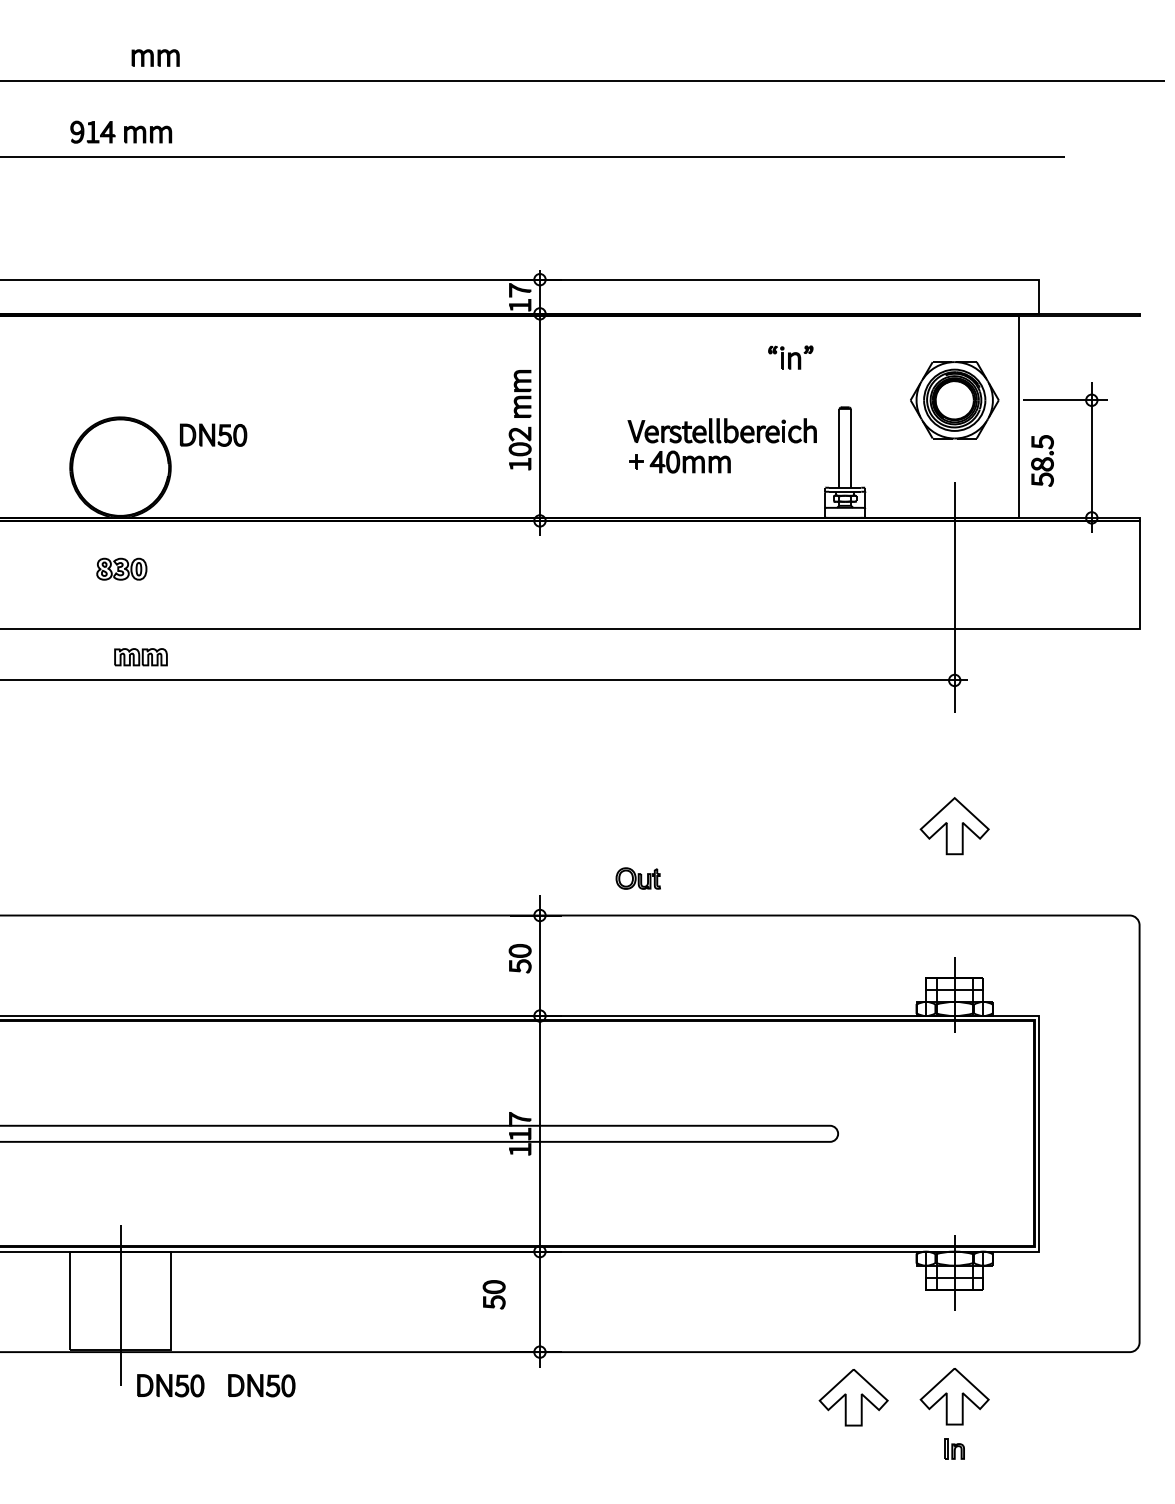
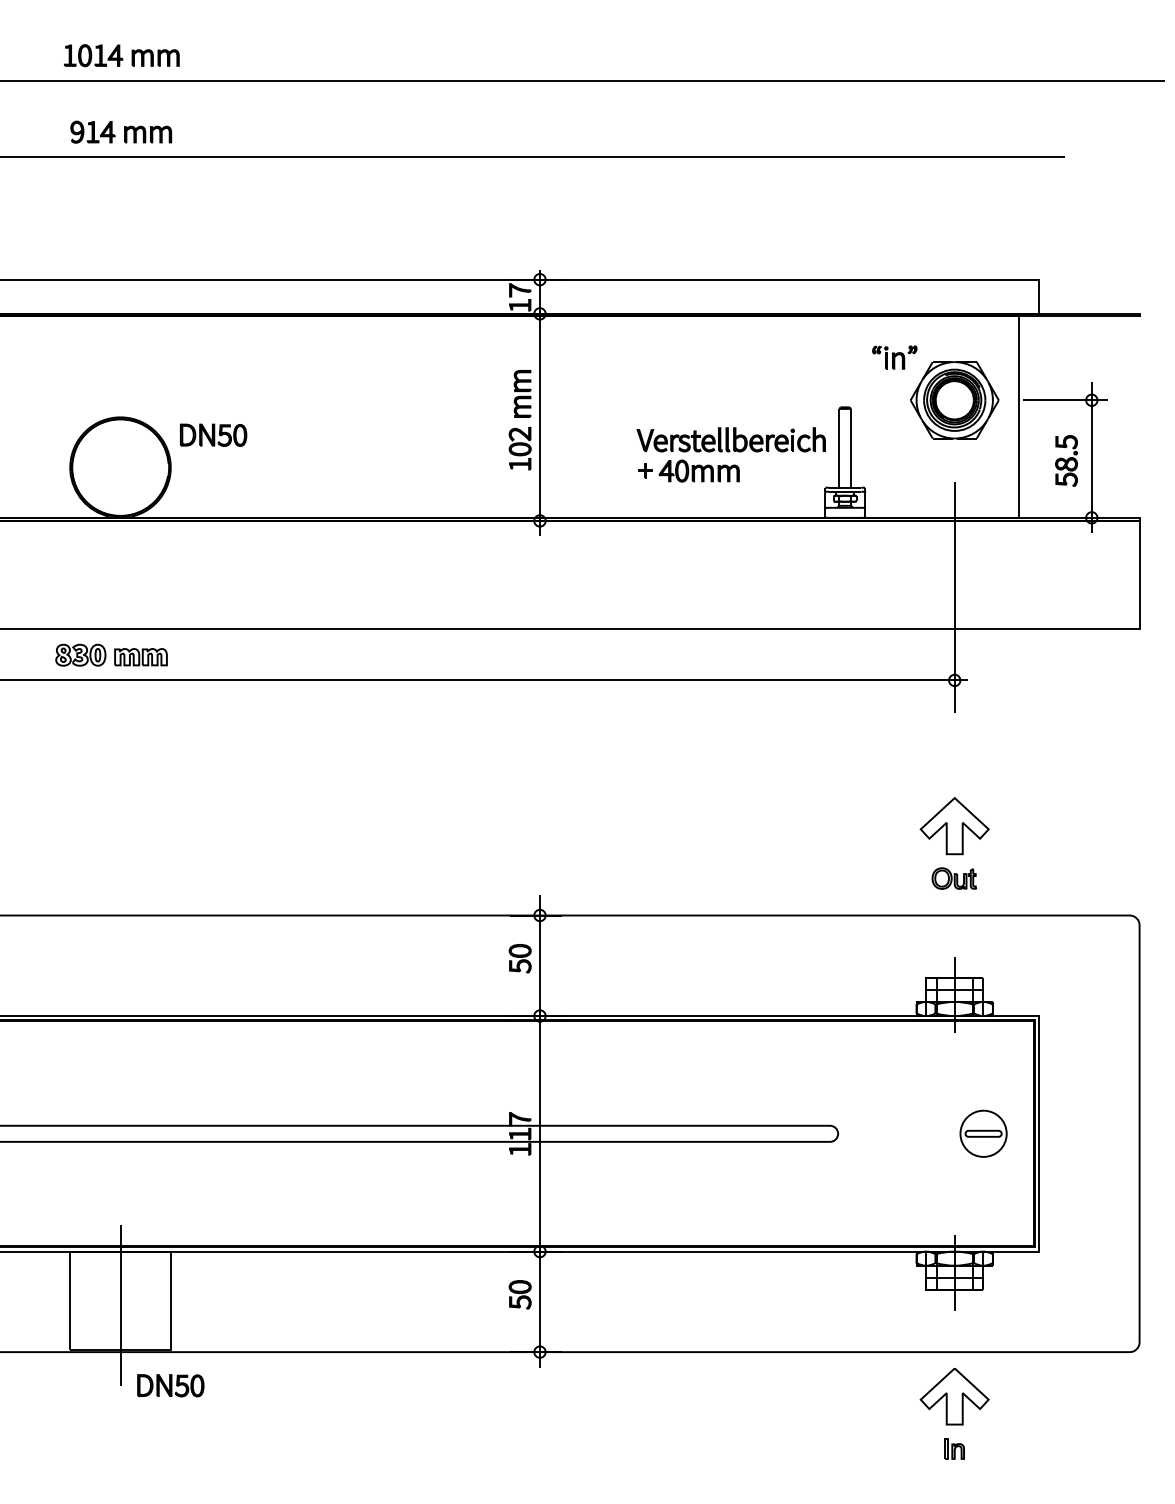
part: none -> present (93, 55)
part position: (790, 357) -> (894, 357) (894, 357)
part position: (721, 445) -> (730, 454) (730, 454)
part position: (1042, 460) -> (1066, 460) (1066, 460)
part position: (121, 568) -> (80, 654) (80, 654)
part position: (637, 878) -> (953, 878) (953, 878)
part: none -> present (983, 1133)
part position: (493, 1294) -> (519, 1294) (519, 1294)
part: present -> none (261, 1385)
part: present -> none (853, 1397)
